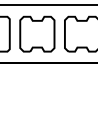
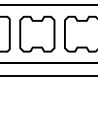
line: none -> present (48, 76)
